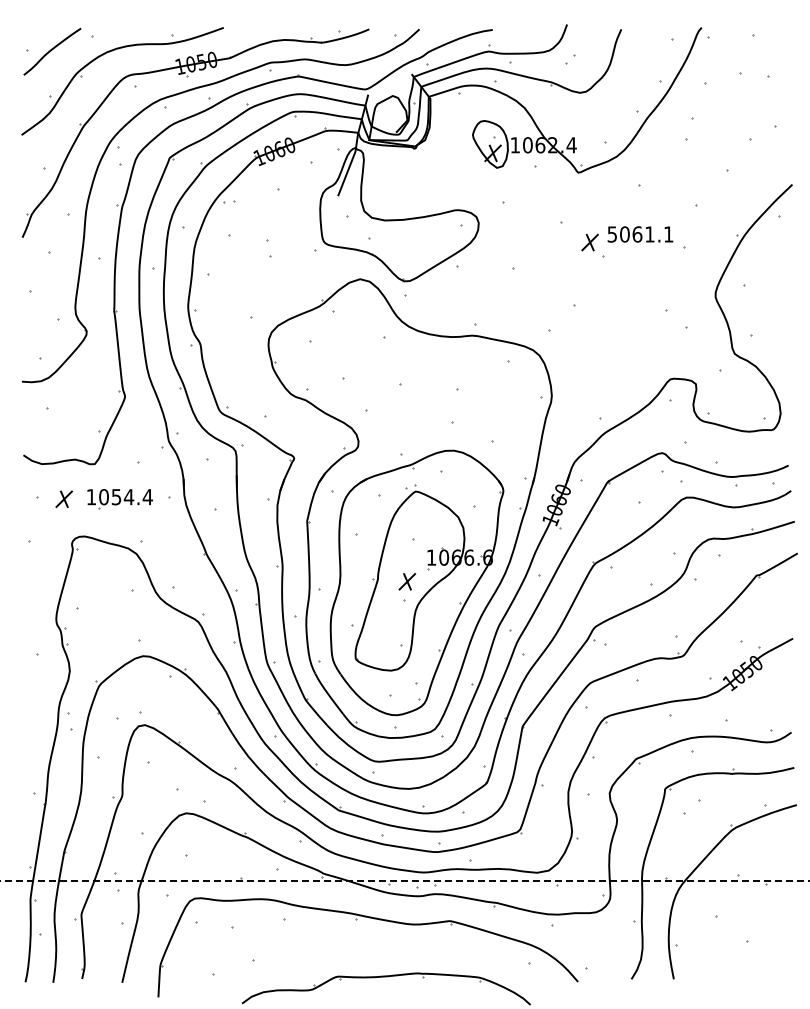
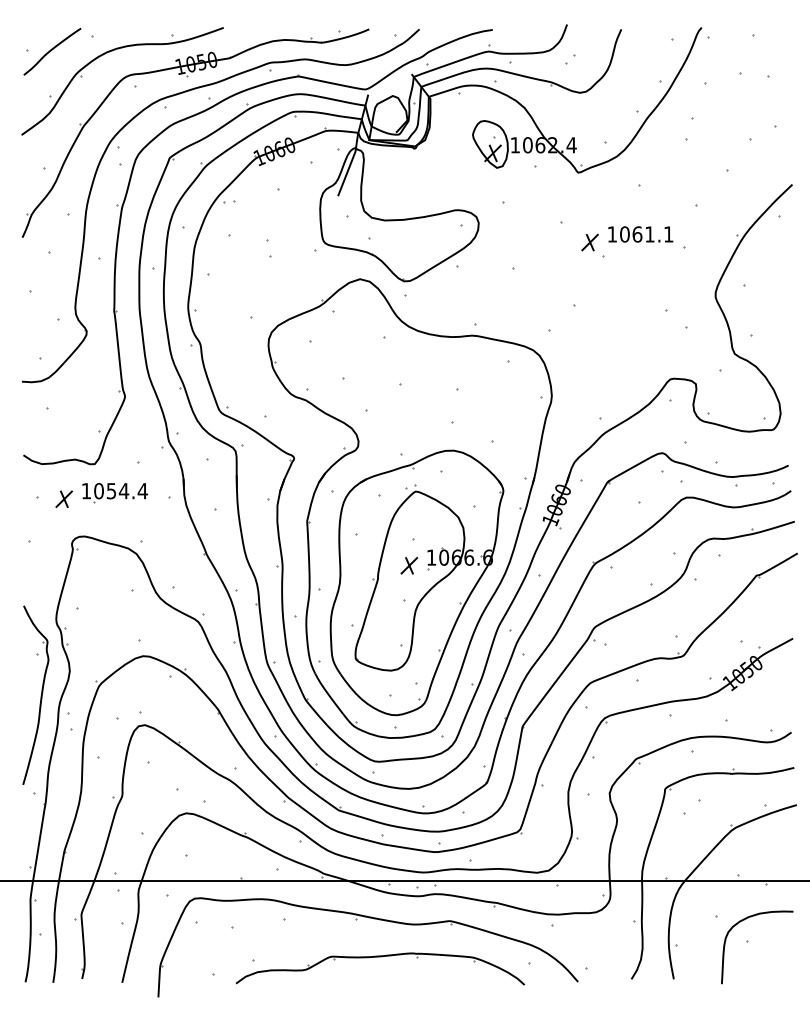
text: 5061.1 -> 1061.1 (611, 234)
part position: (119, 499) -> (114, 493) (114, 493)
part position: (406, 581) -> (408, 565) (408, 565)
part: none -> present (35, 694)
line: dashed -> solid (405, 881)
curve: none -> present (744, 920)
part position: (385, 977) -> (379, 957) (379, 957)
